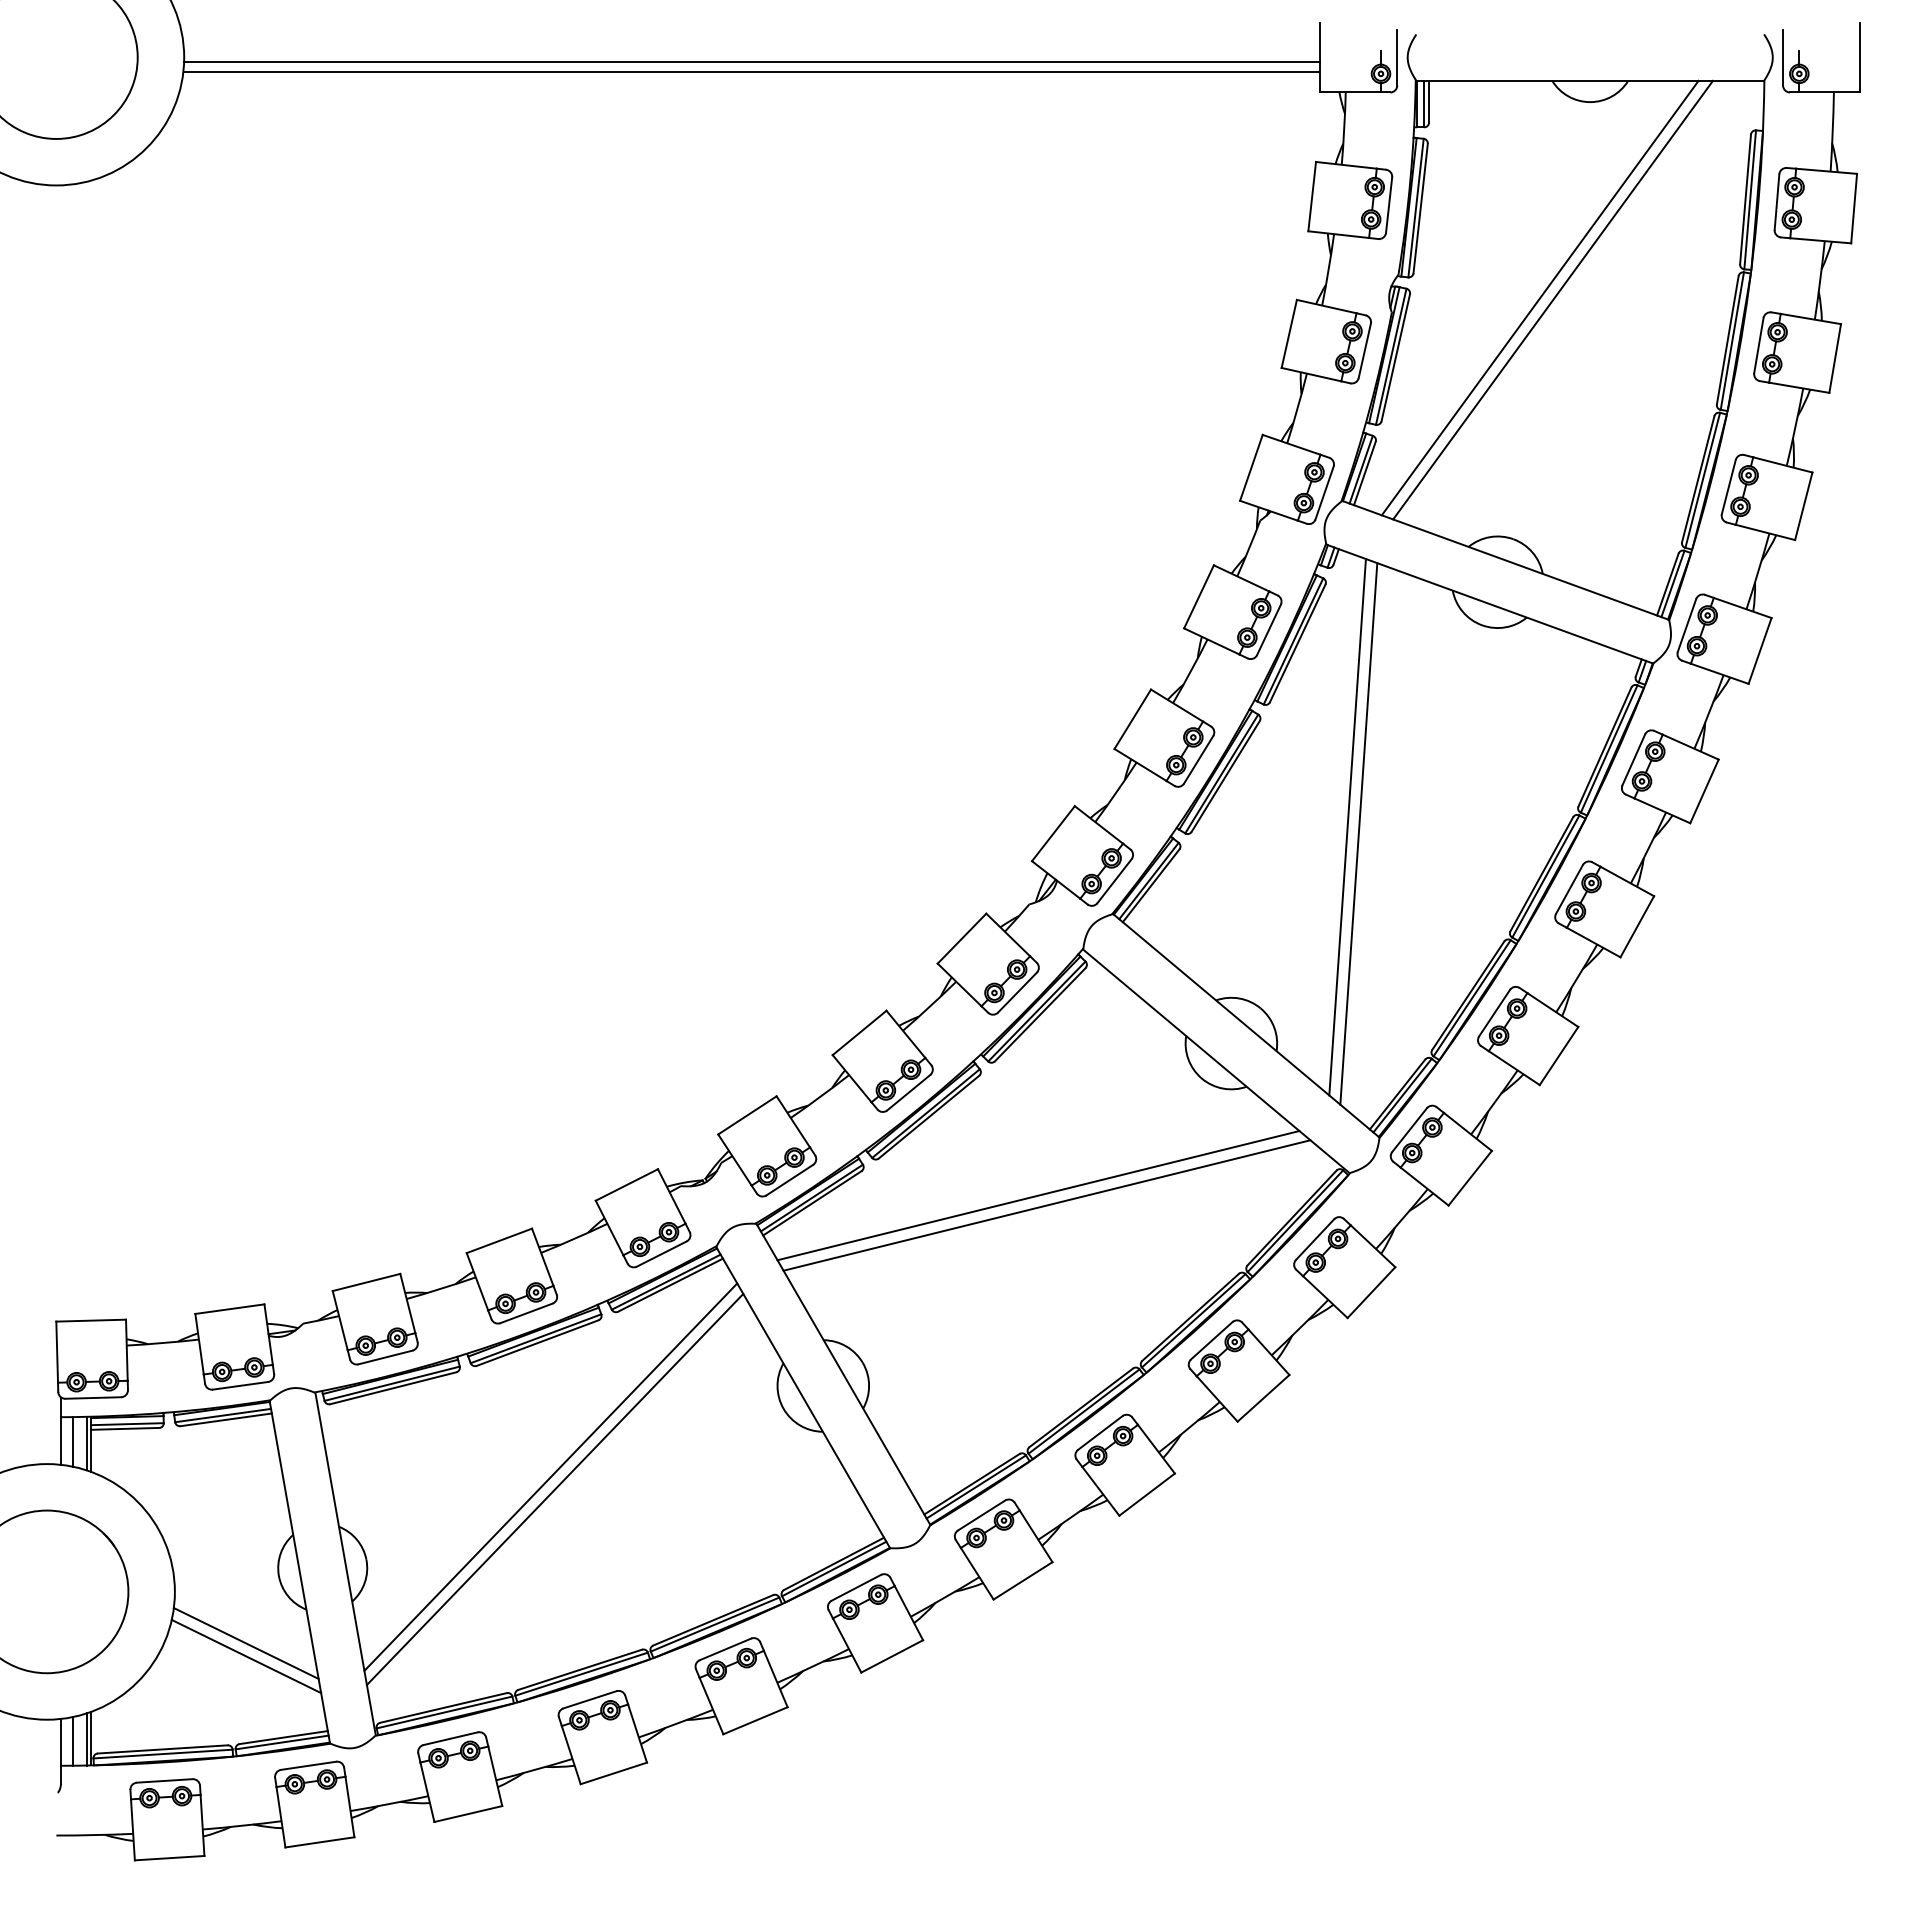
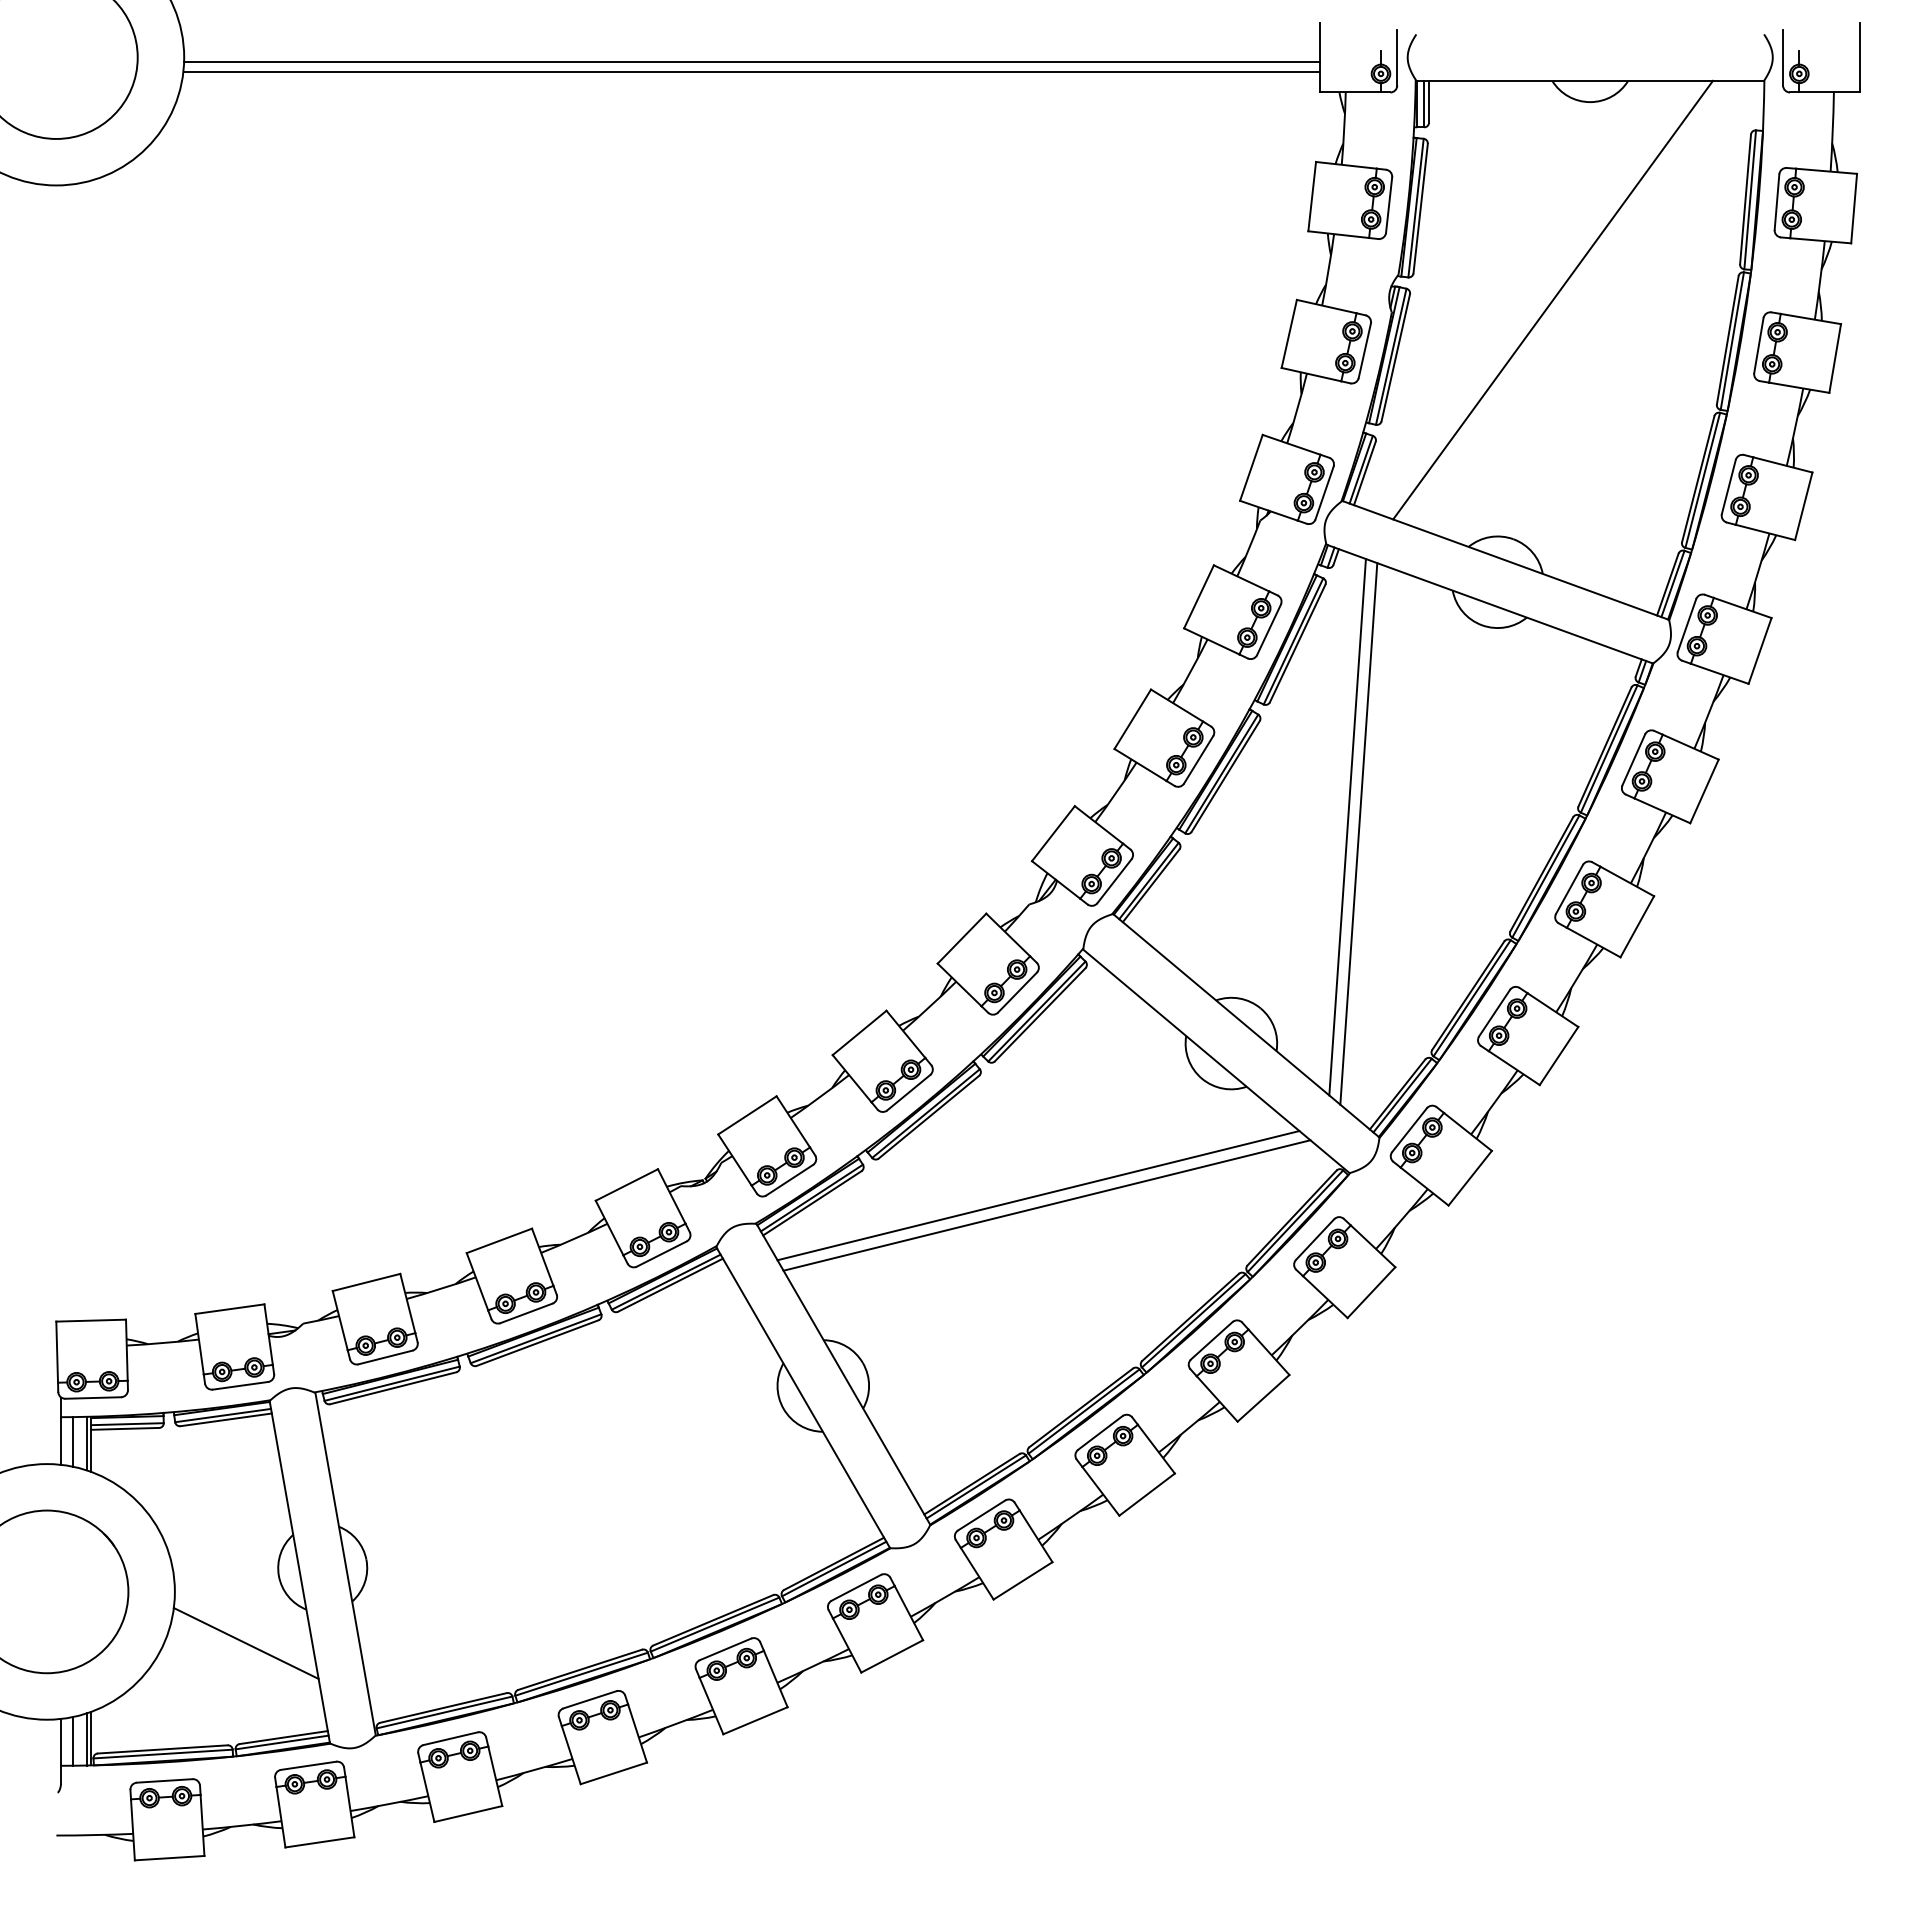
line: present -> none (1539, 297)
line: present -> none (550, 1476)
line: present -> none (554, 1489)
line: present -> none (246, 1656)
